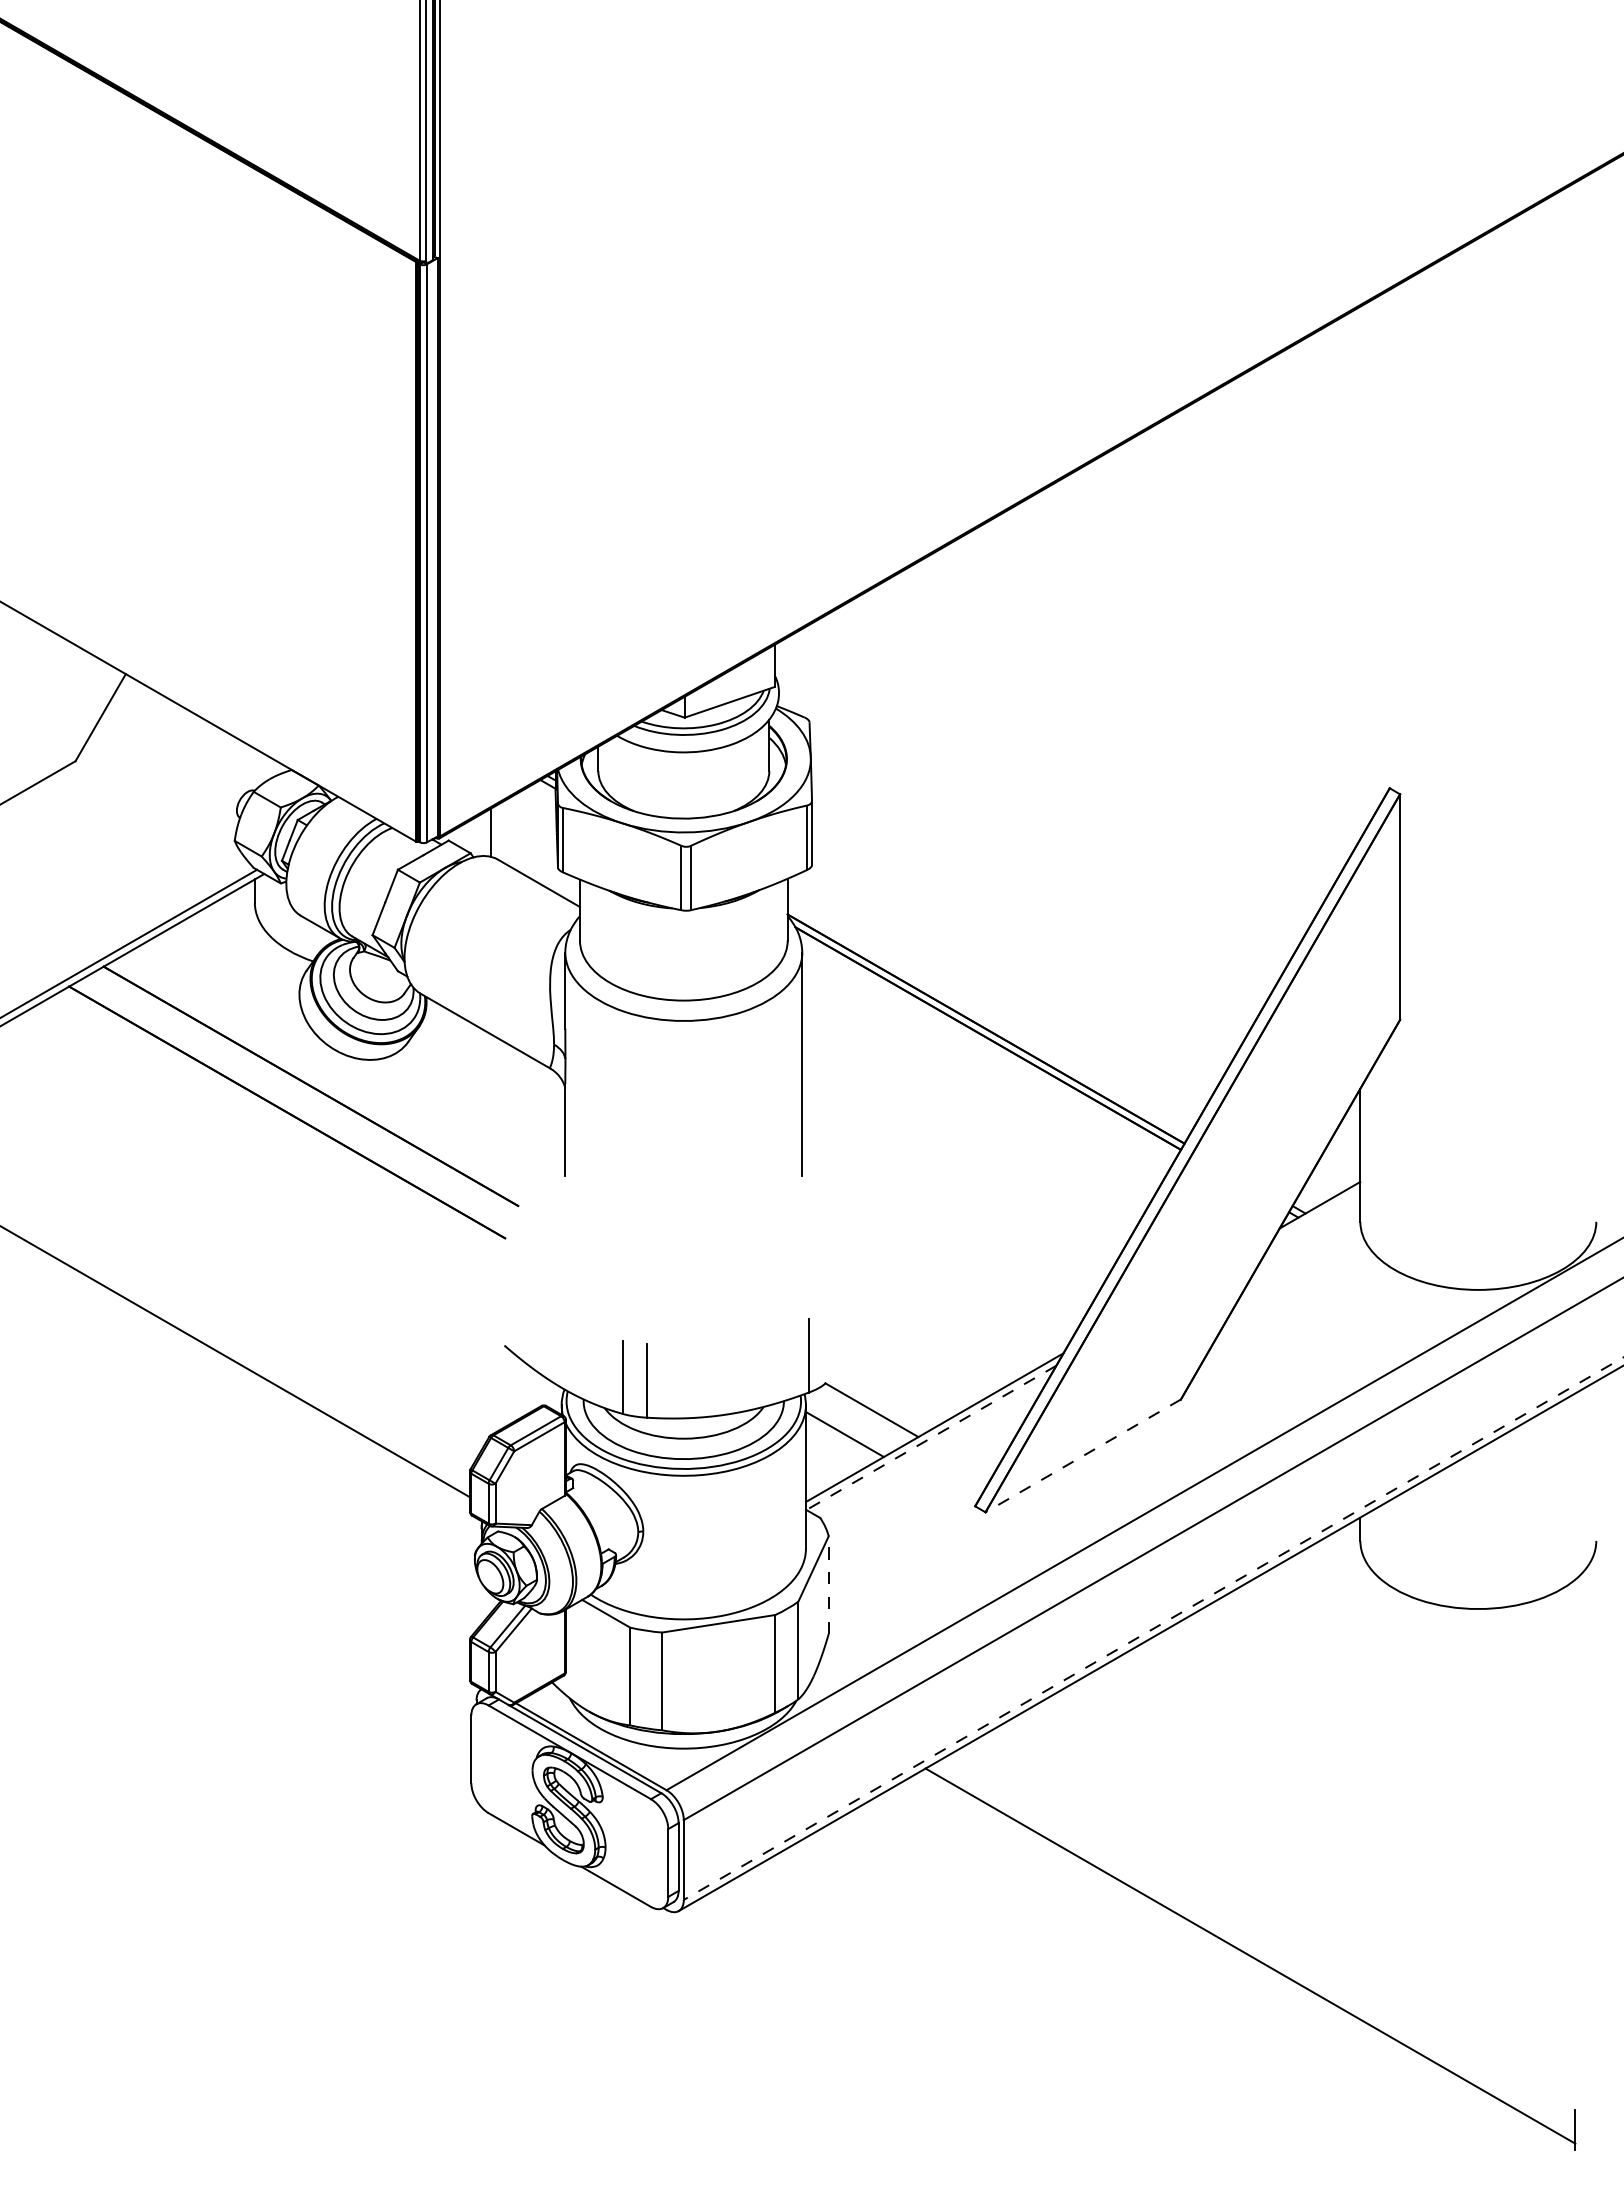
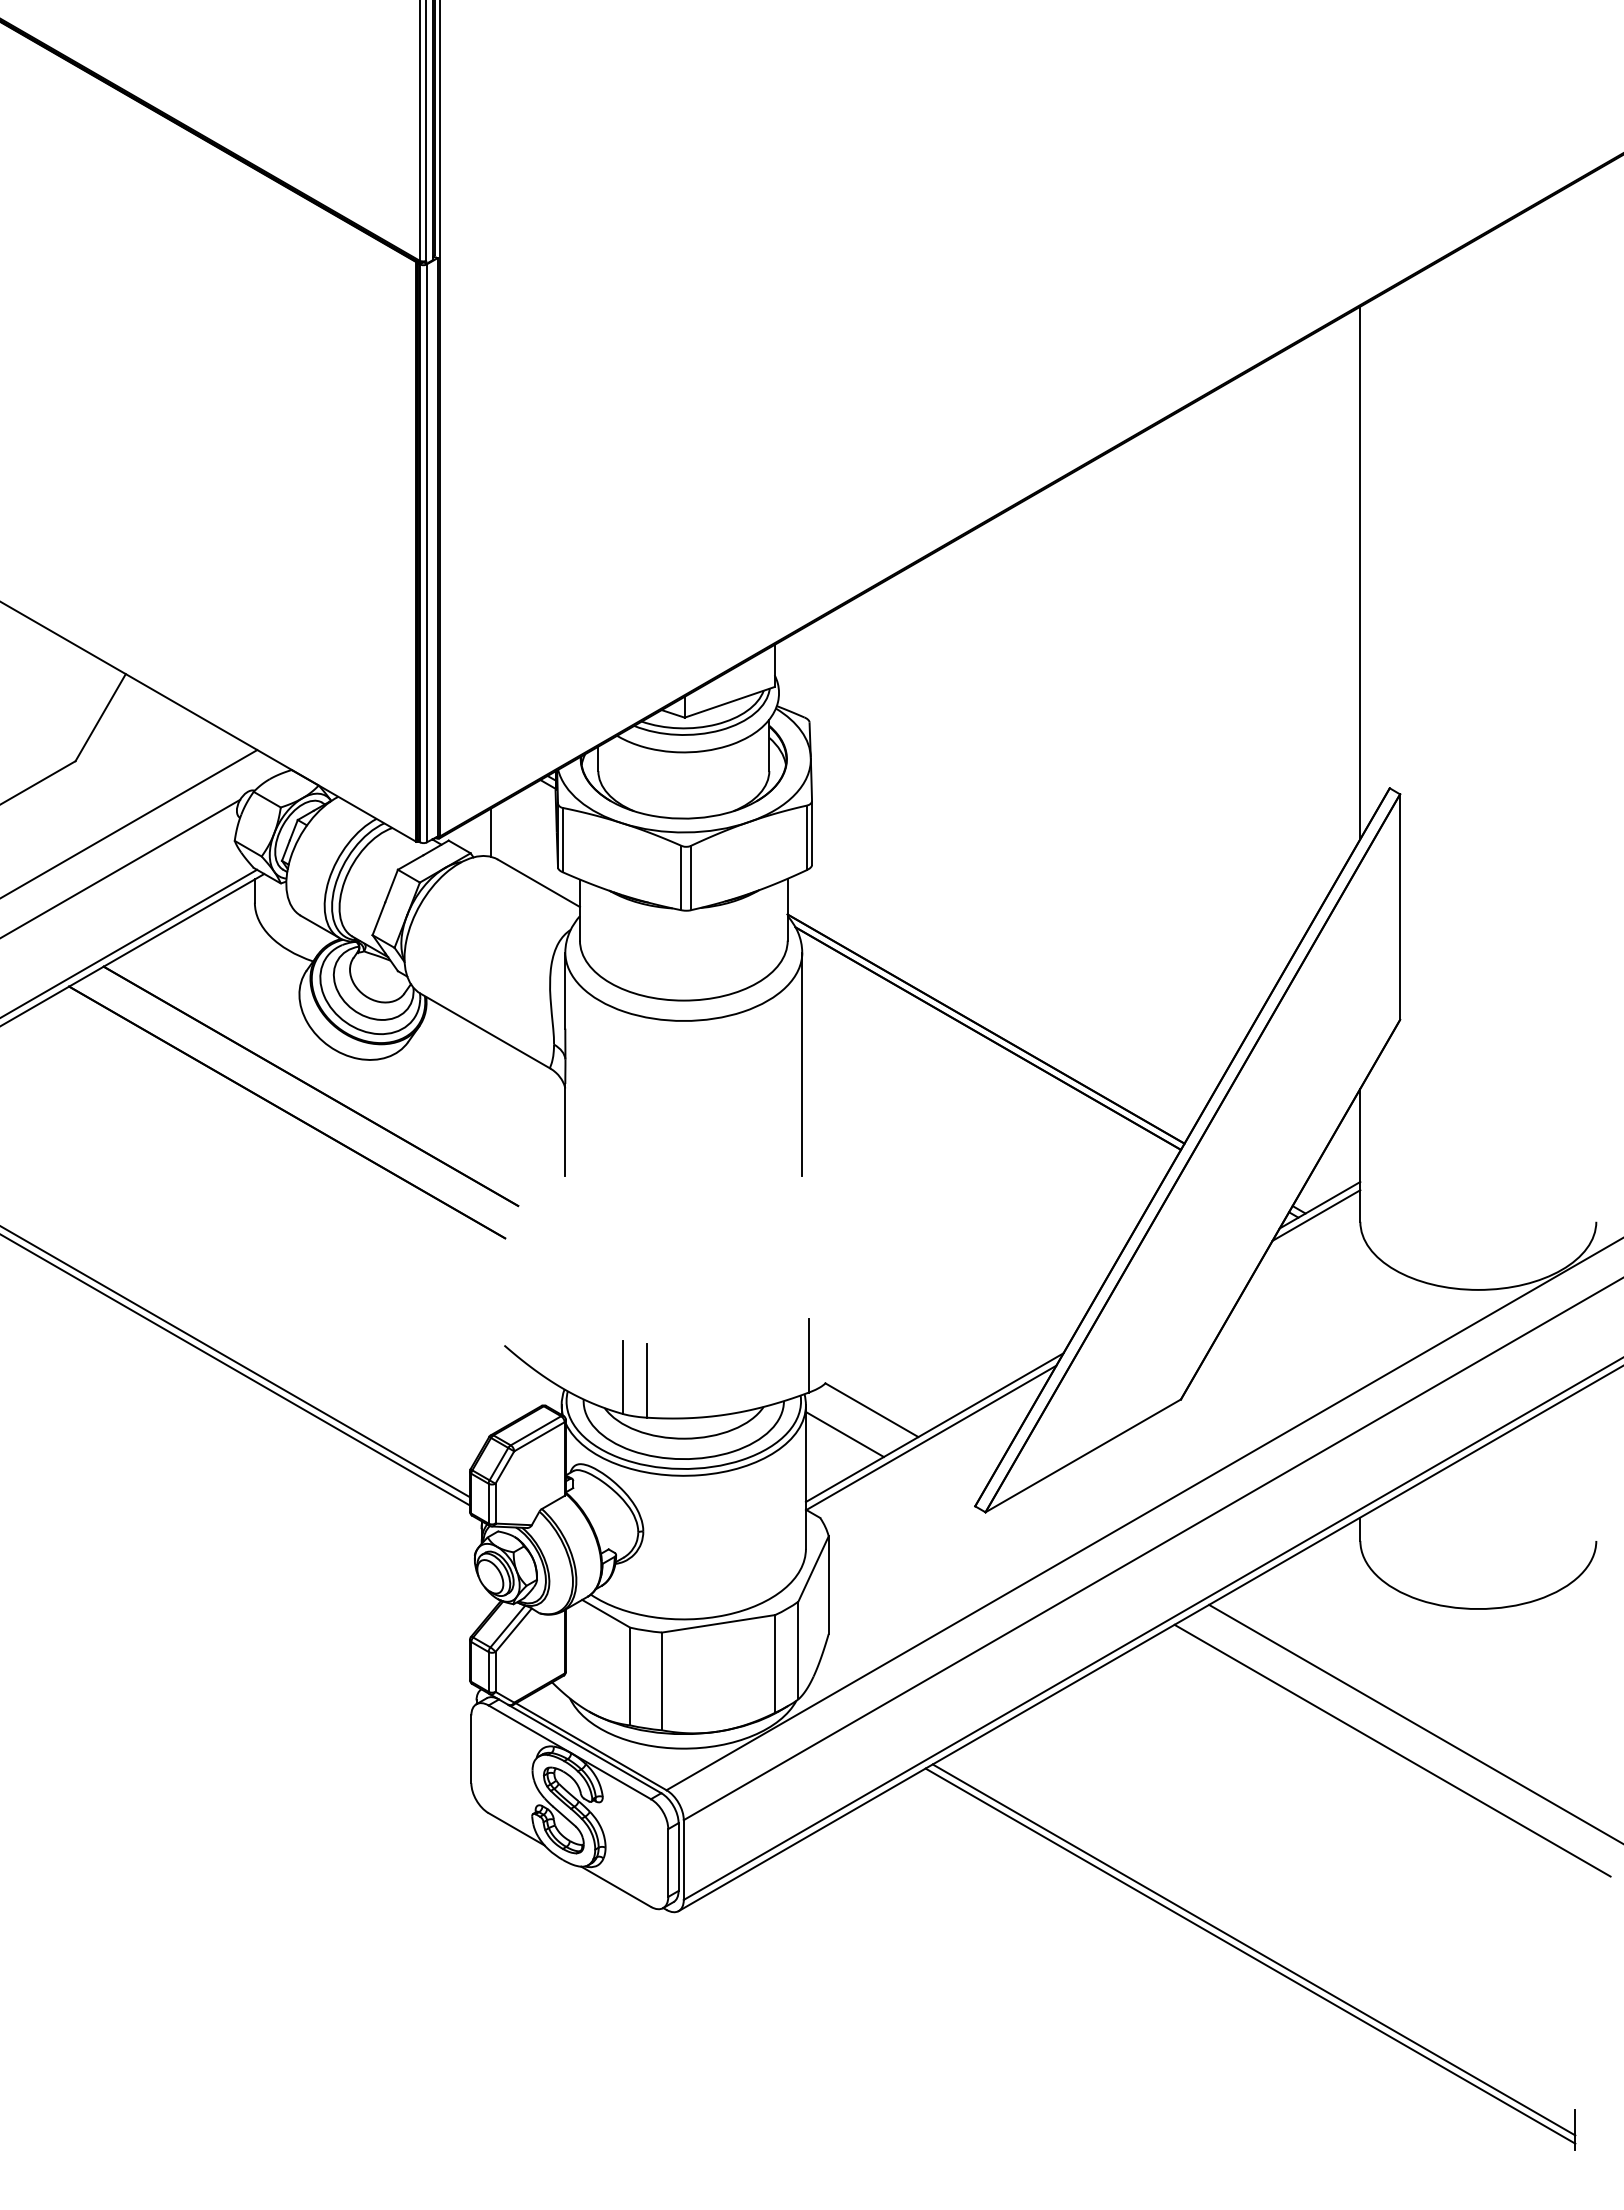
line: none -> present (1360, 572)
line: none -> present (129, 823)
line: none -> present (121, 867)
line: none -> present (1316, 1215)
line: none -> present (235, 1370)
line: dashed -> solid (930, 1438)
line: dashed -> solid (1083, 1455)
line: dashed -> solid (828, 1585)
line: dashed -> solid (1153, 1628)
line: none -> present (1414, 1723)
line: none -> present (1392, 1750)
line: none -> present (1253, 1949)
